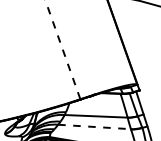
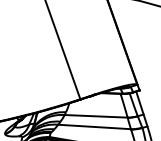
line: dashed -> solid (62, 49)
line: dashed -> solid (95, 127)
